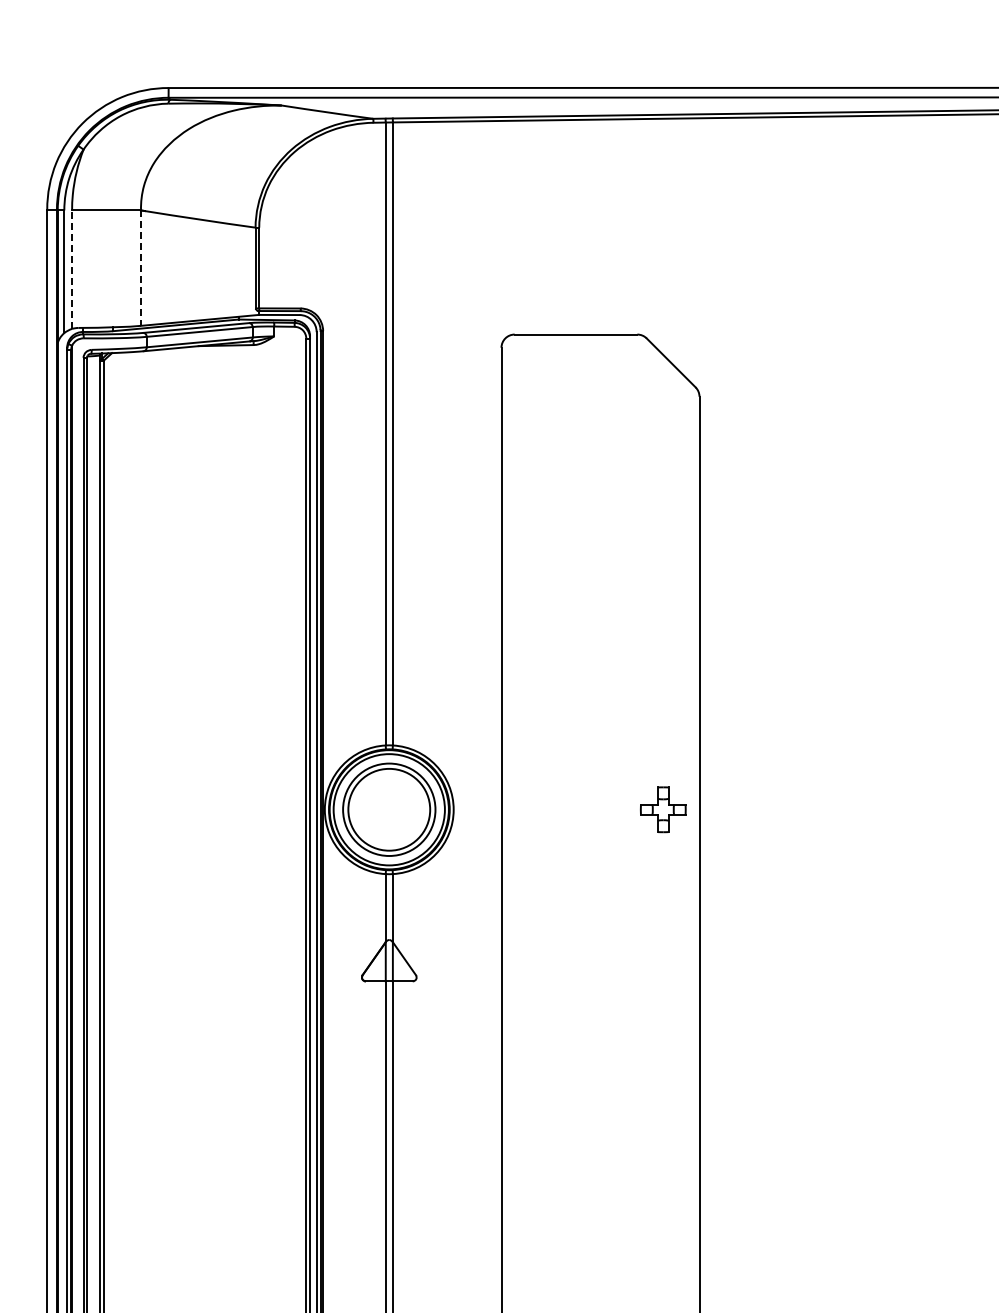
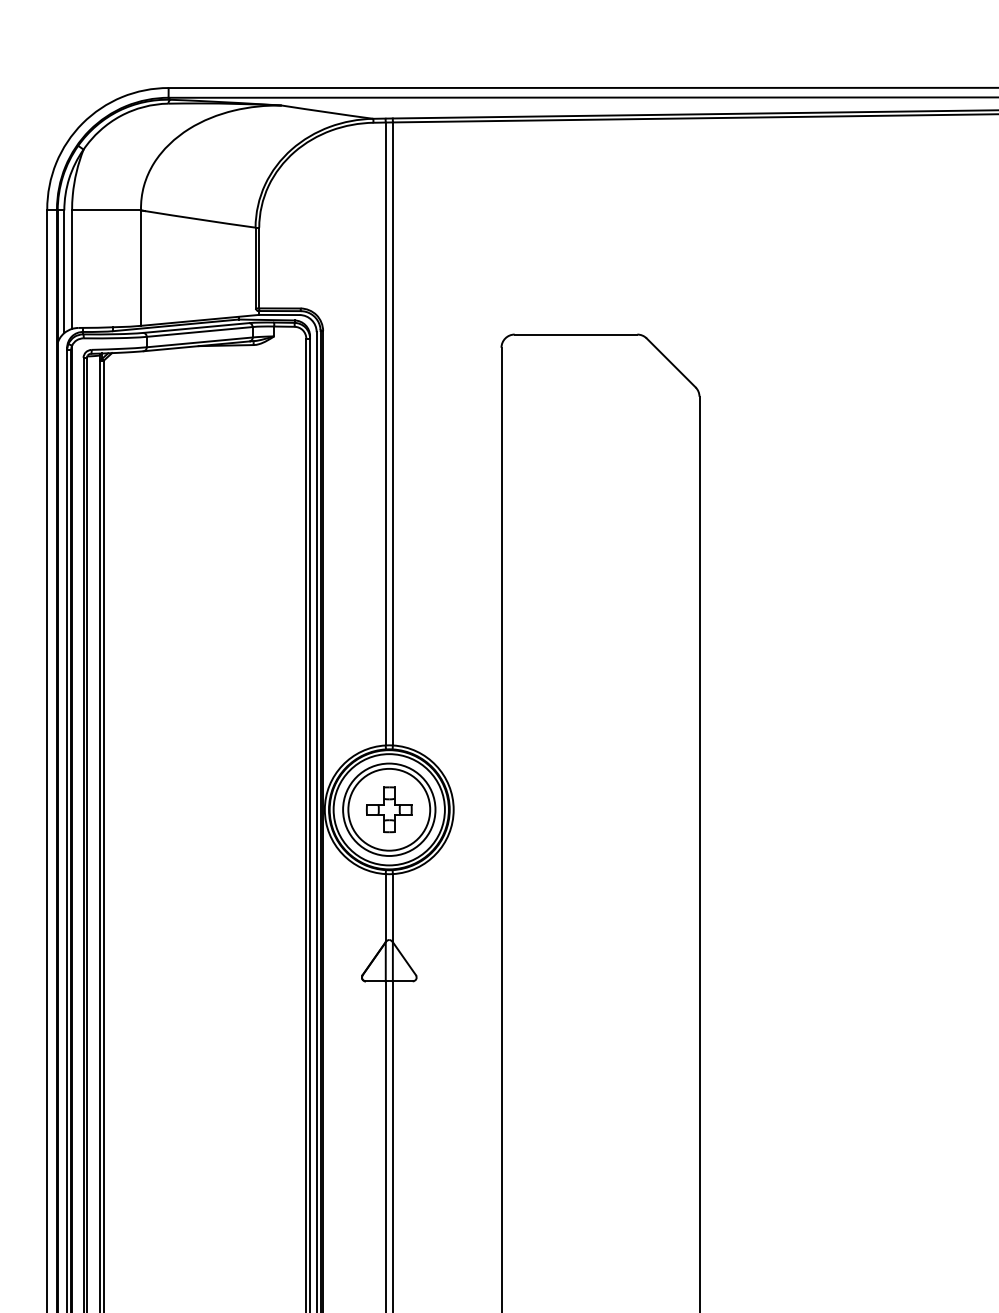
line: dashed -> solid (141, 268)
line: dashed -> solid (72, 269)
part position: (663, 809) -> (389, 809) (389, 809)
